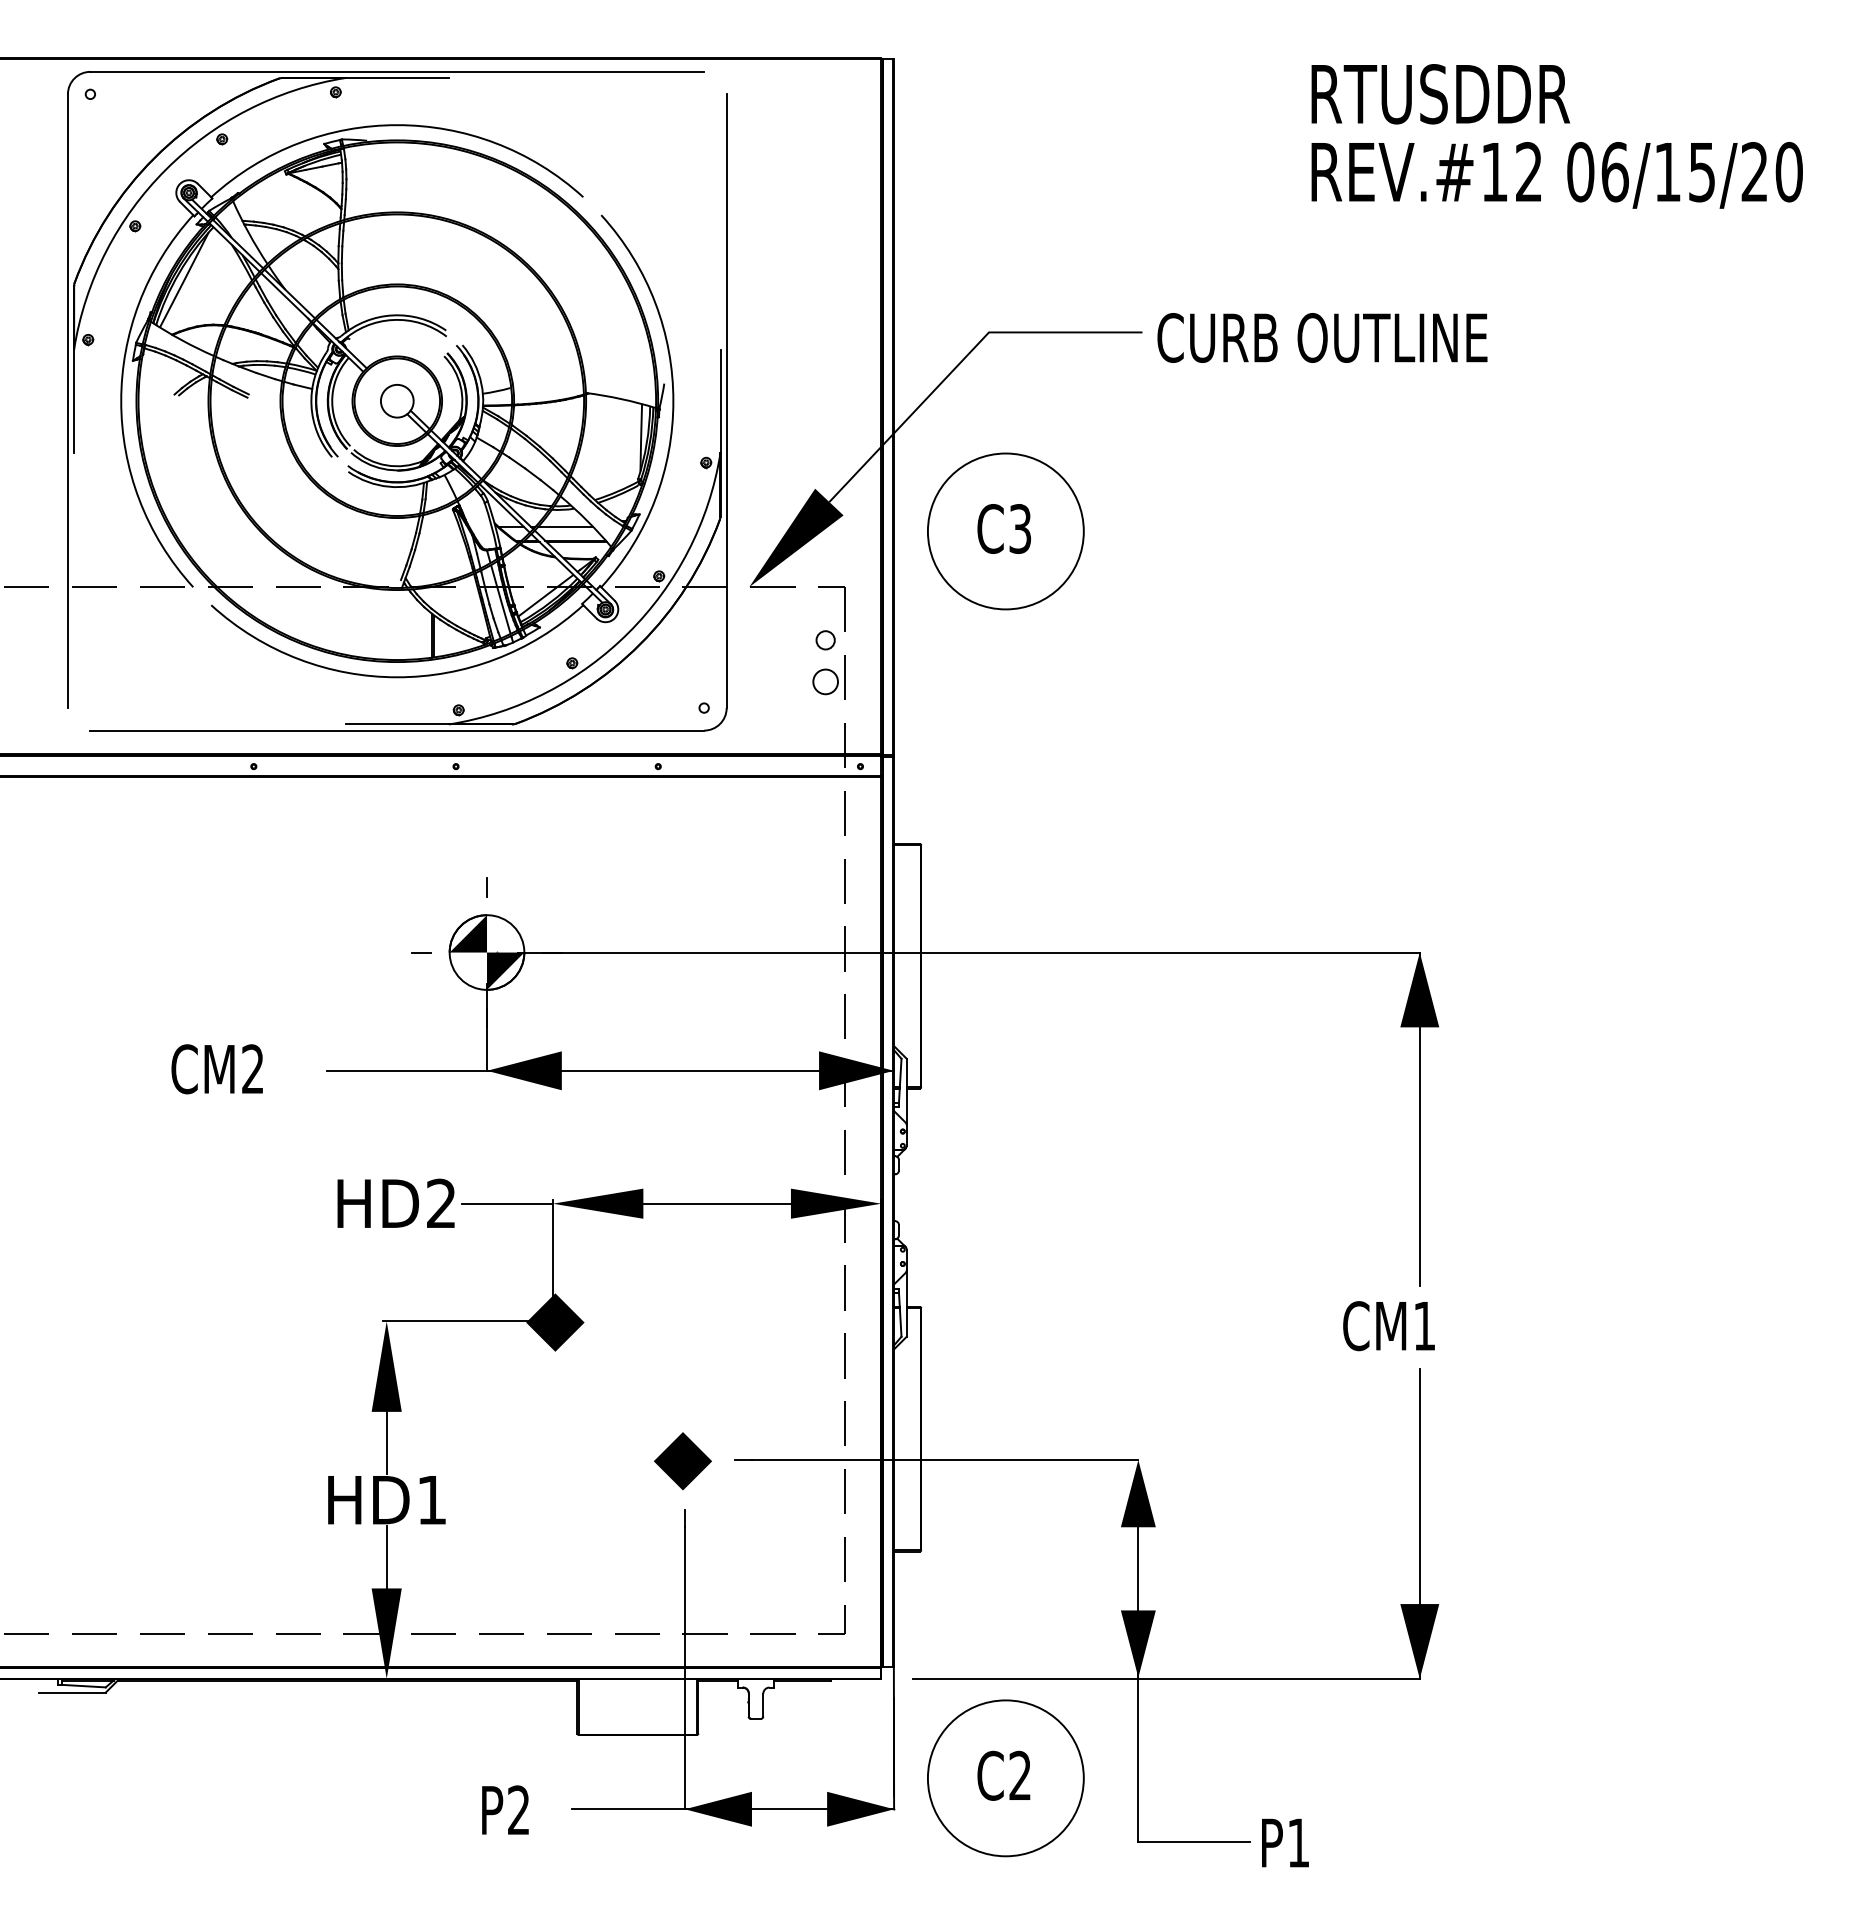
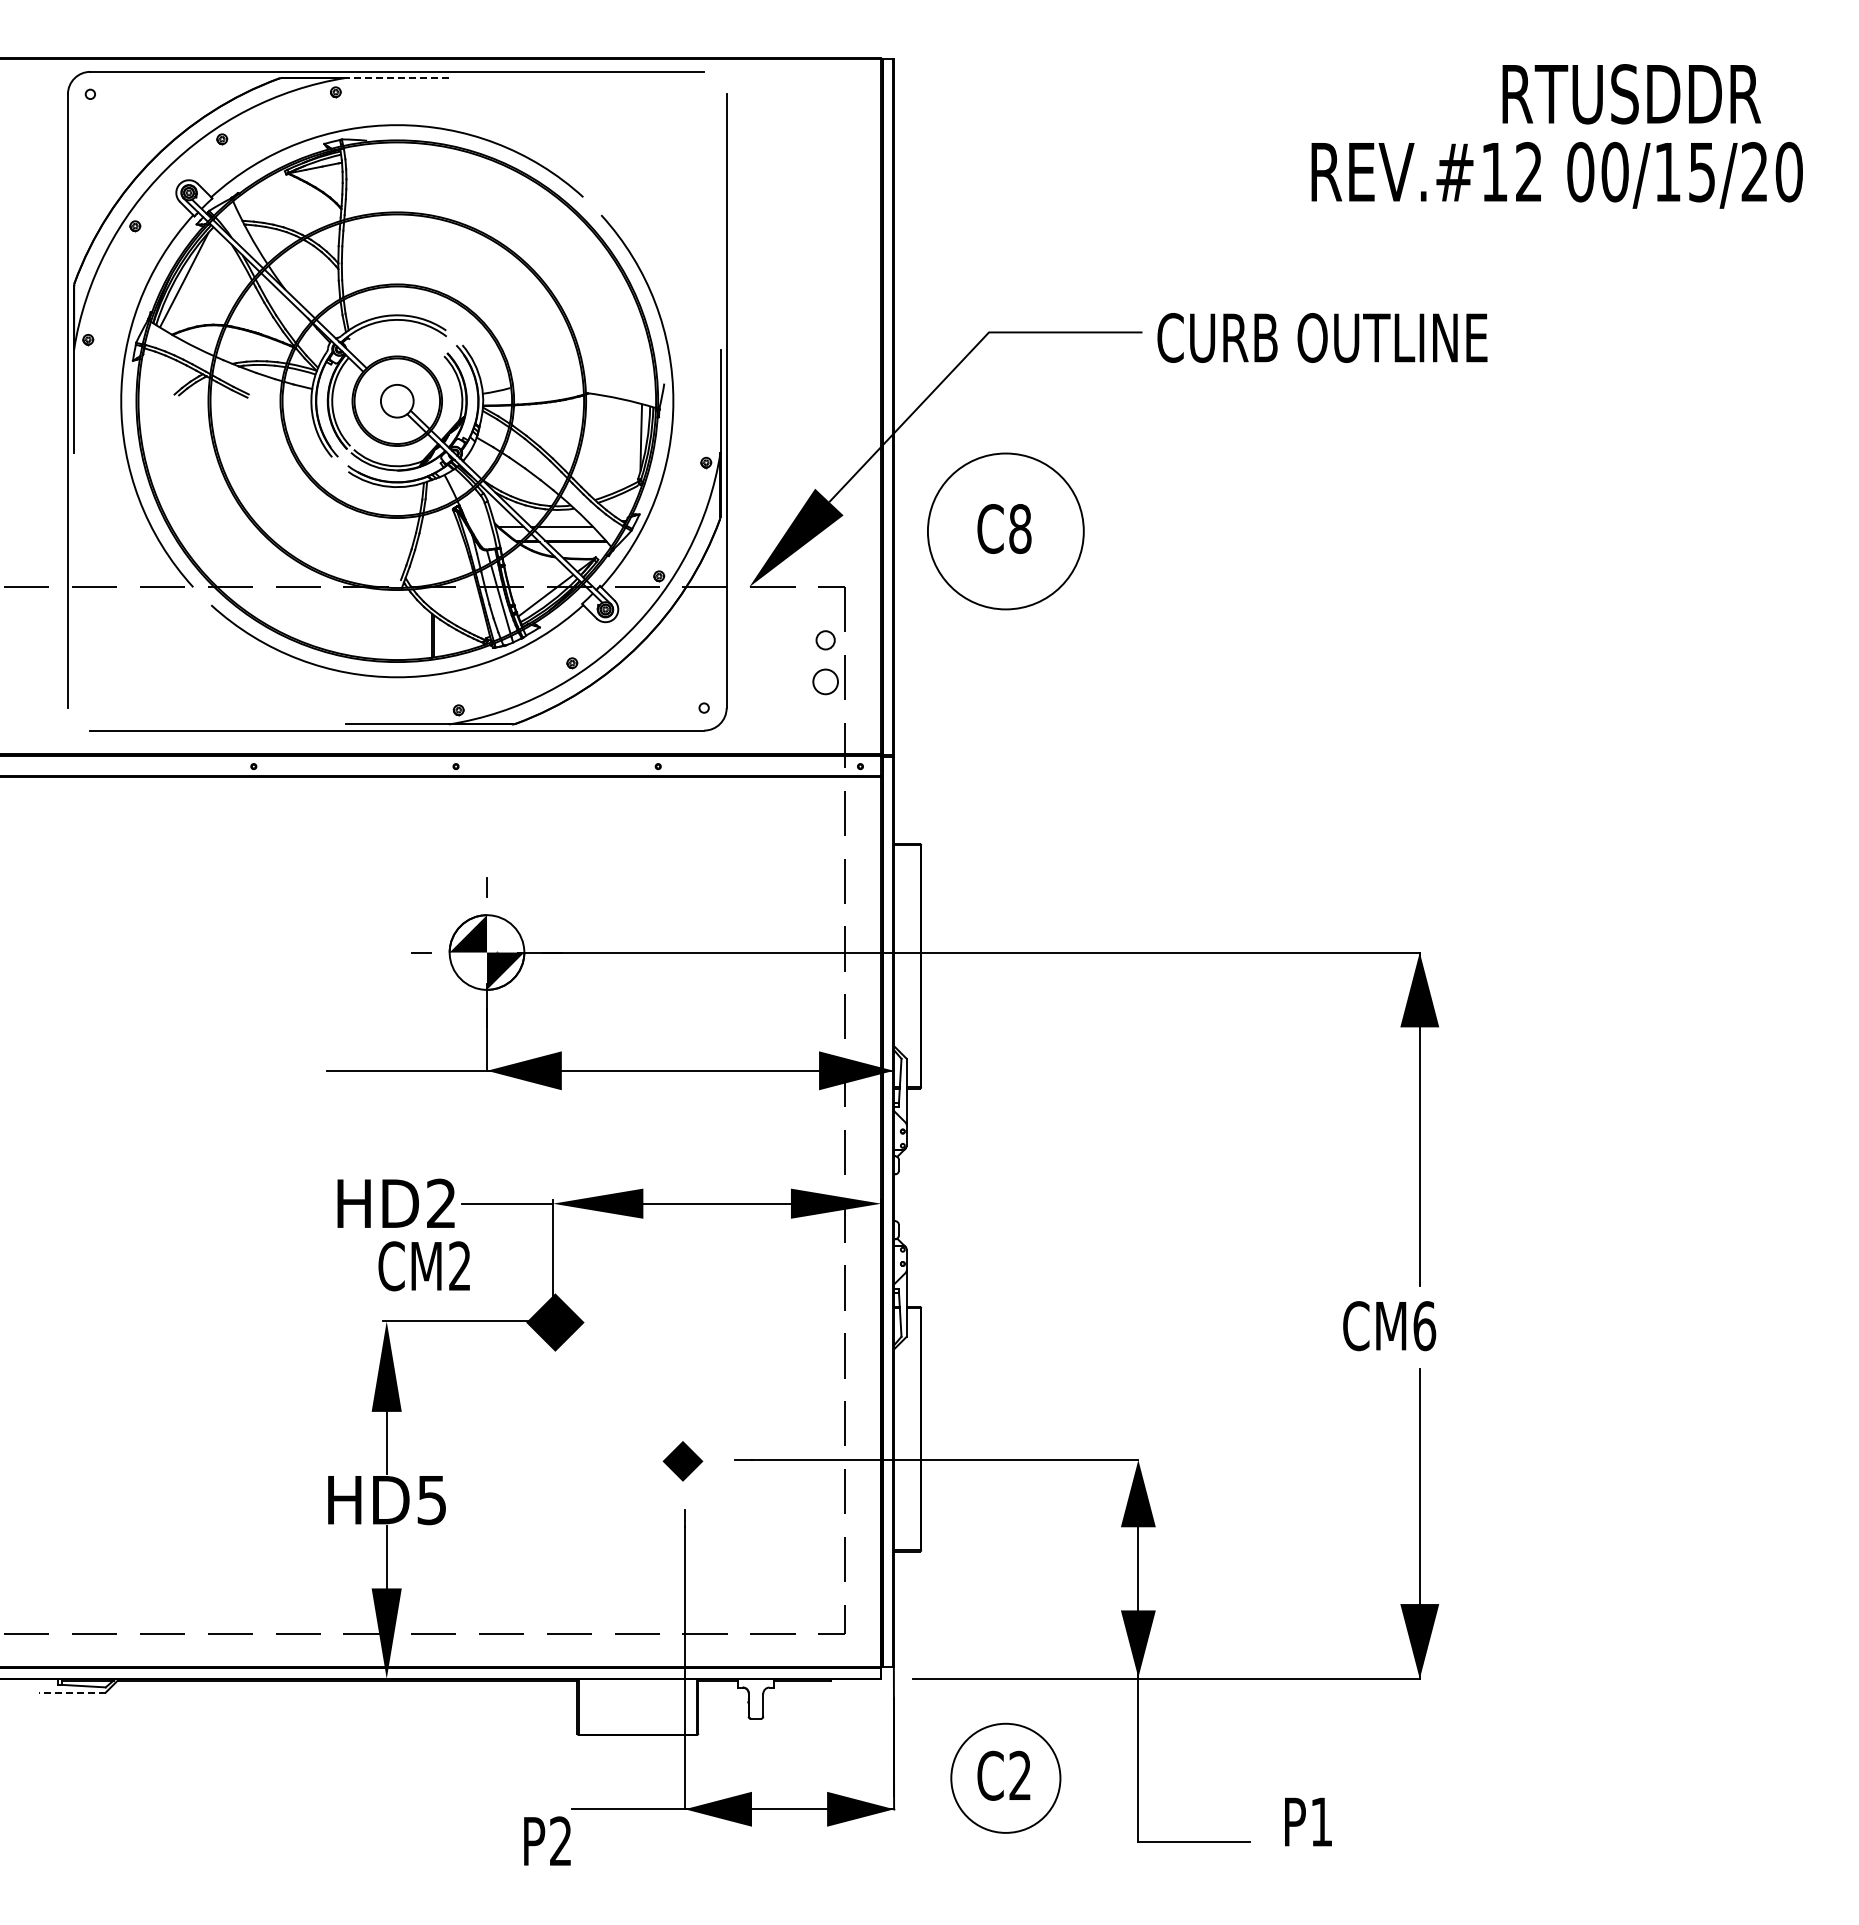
line: solid -> dashed (397, 78)
text position: (1440, 94) -> (1631, 94) (1631, 94)
text: 06/15/20 -> 00/15/20 (1614, 172)
text: C3 -> C8 (1020, 529)
text position: (216, 1069) -> (423, 1266) (423, 1266)
text: CM1 -> CM6 (1424, 1326)
part size: 58x59 px -> 42x41 px (682, 1461)
text: HD1 -> HD5 (431, 1500)
line: solid -> dashed (71, 1692)
circle diameter: 156 px -> 109 px (1005, 1777)
text position: (505, 1809) -> (547, 1840) (547, 1840)
text position: (1285, 1842) -> (1308, 1821) (1308, 1821)
